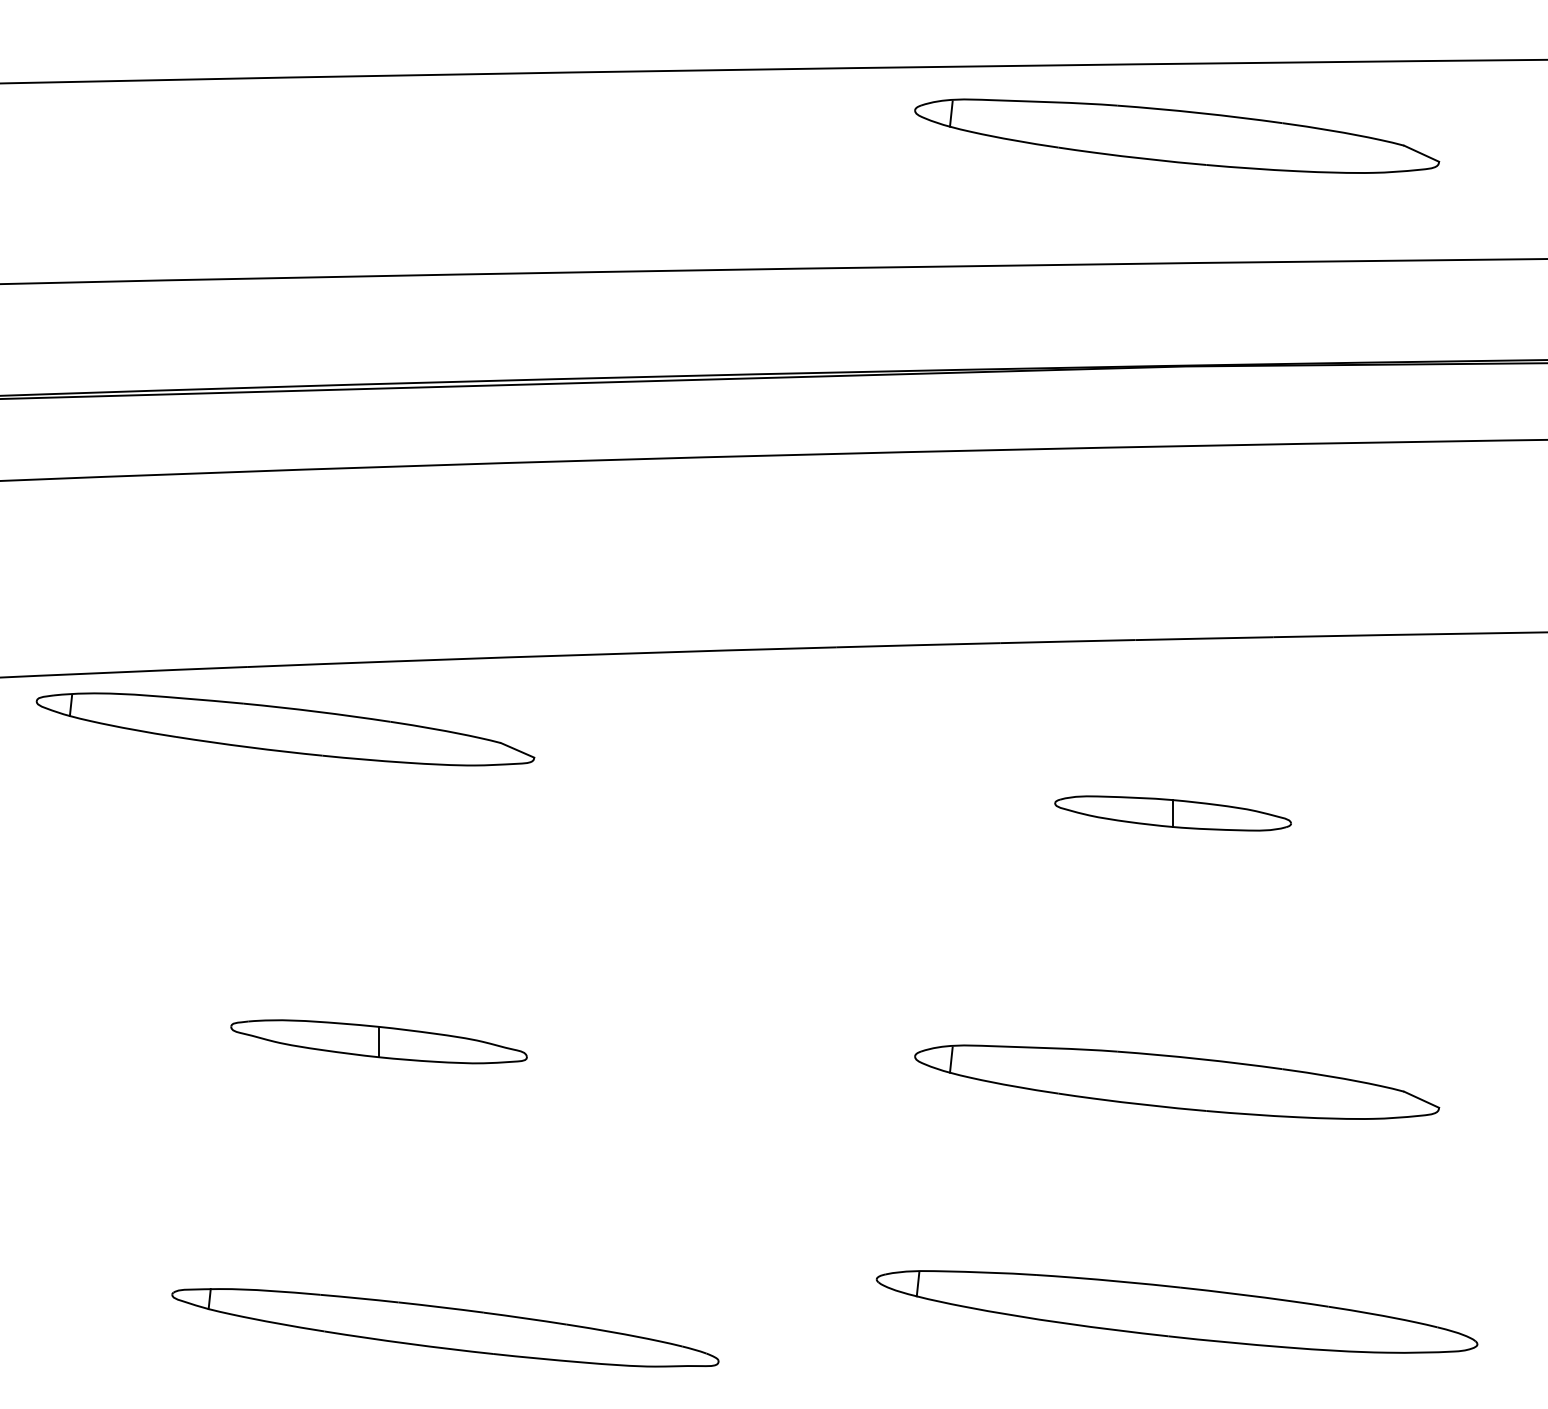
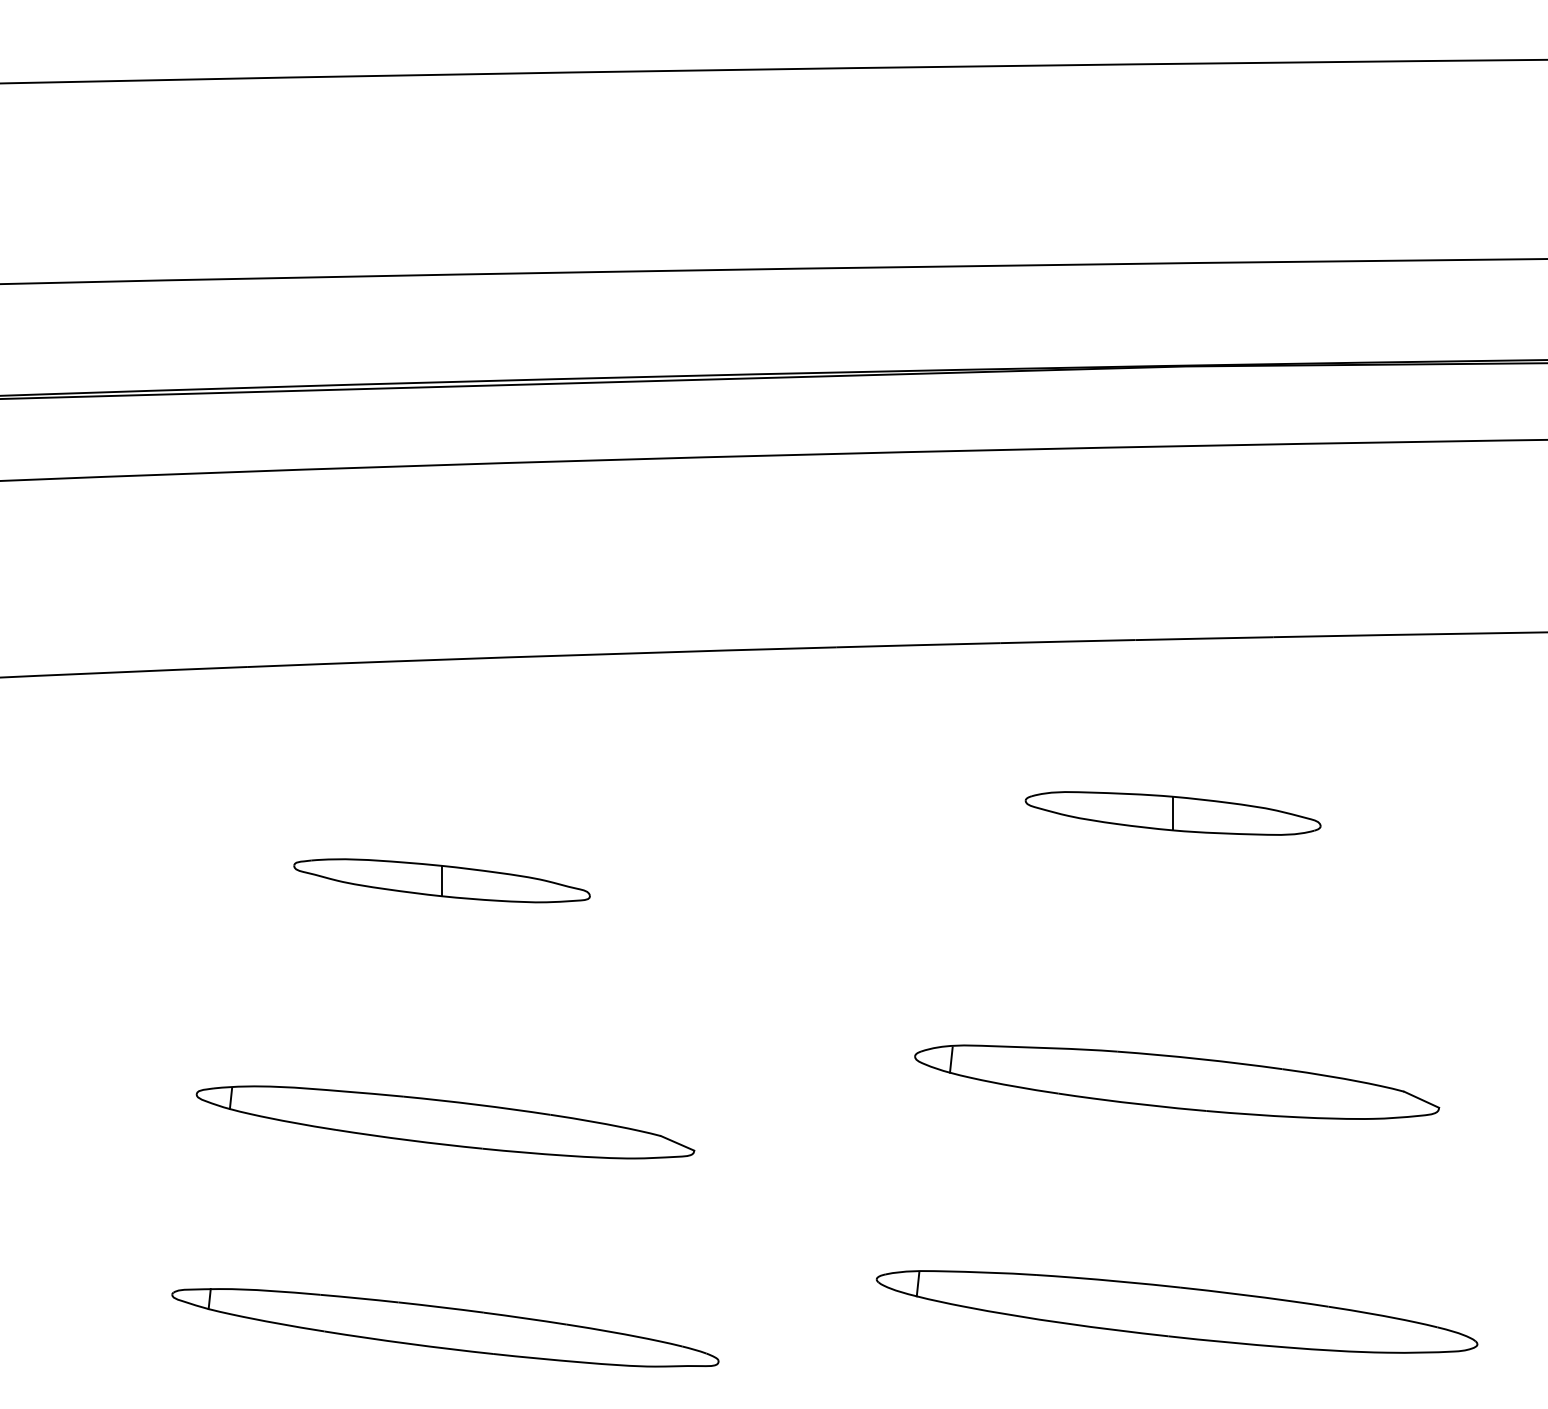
part: present -> none (1177, 135)
part position: (285, 729) -> (445, 1122) (445, 1122)
part size: 238x37 px -> 298x45 px (1172, 813)
part position: (378, 1041) -> (441, 880) (441, 880)
